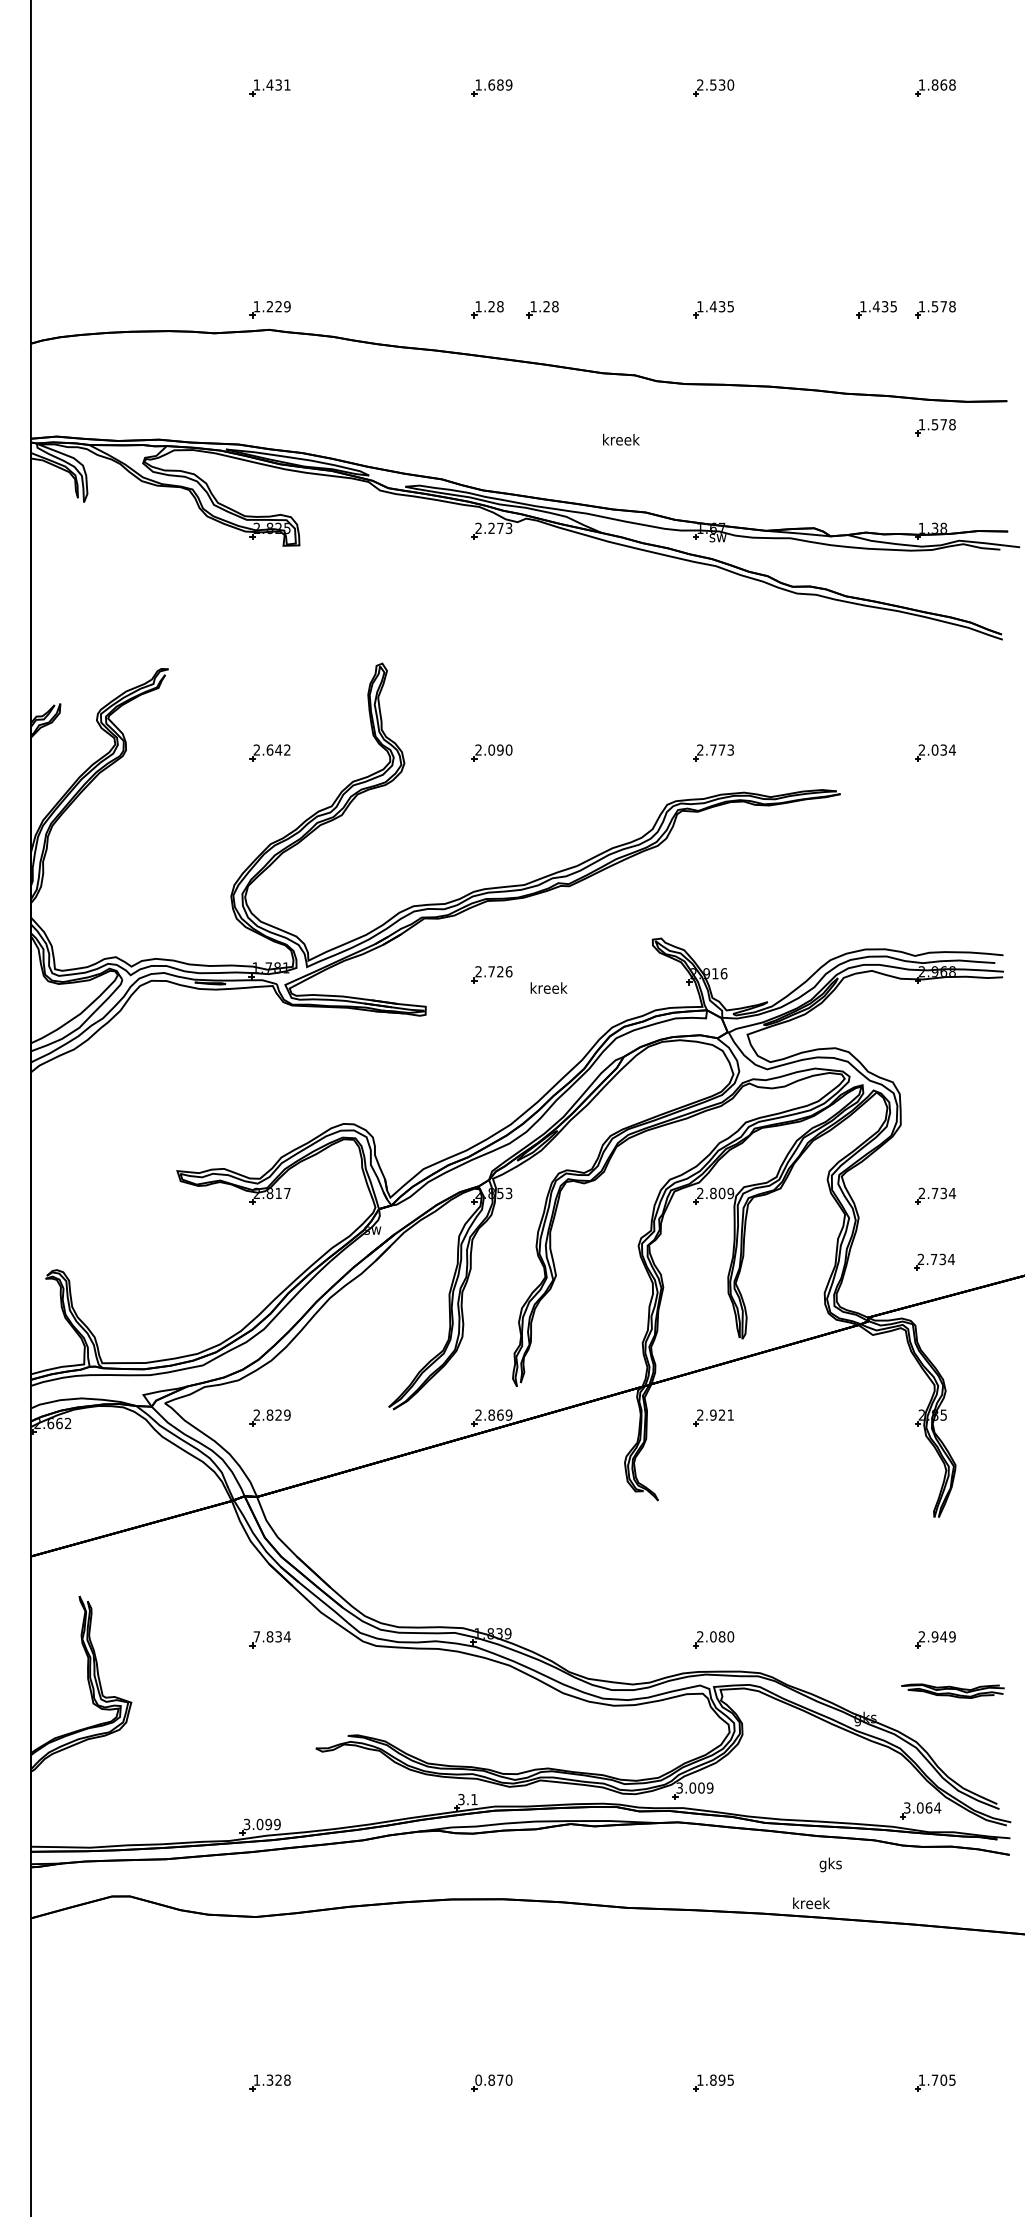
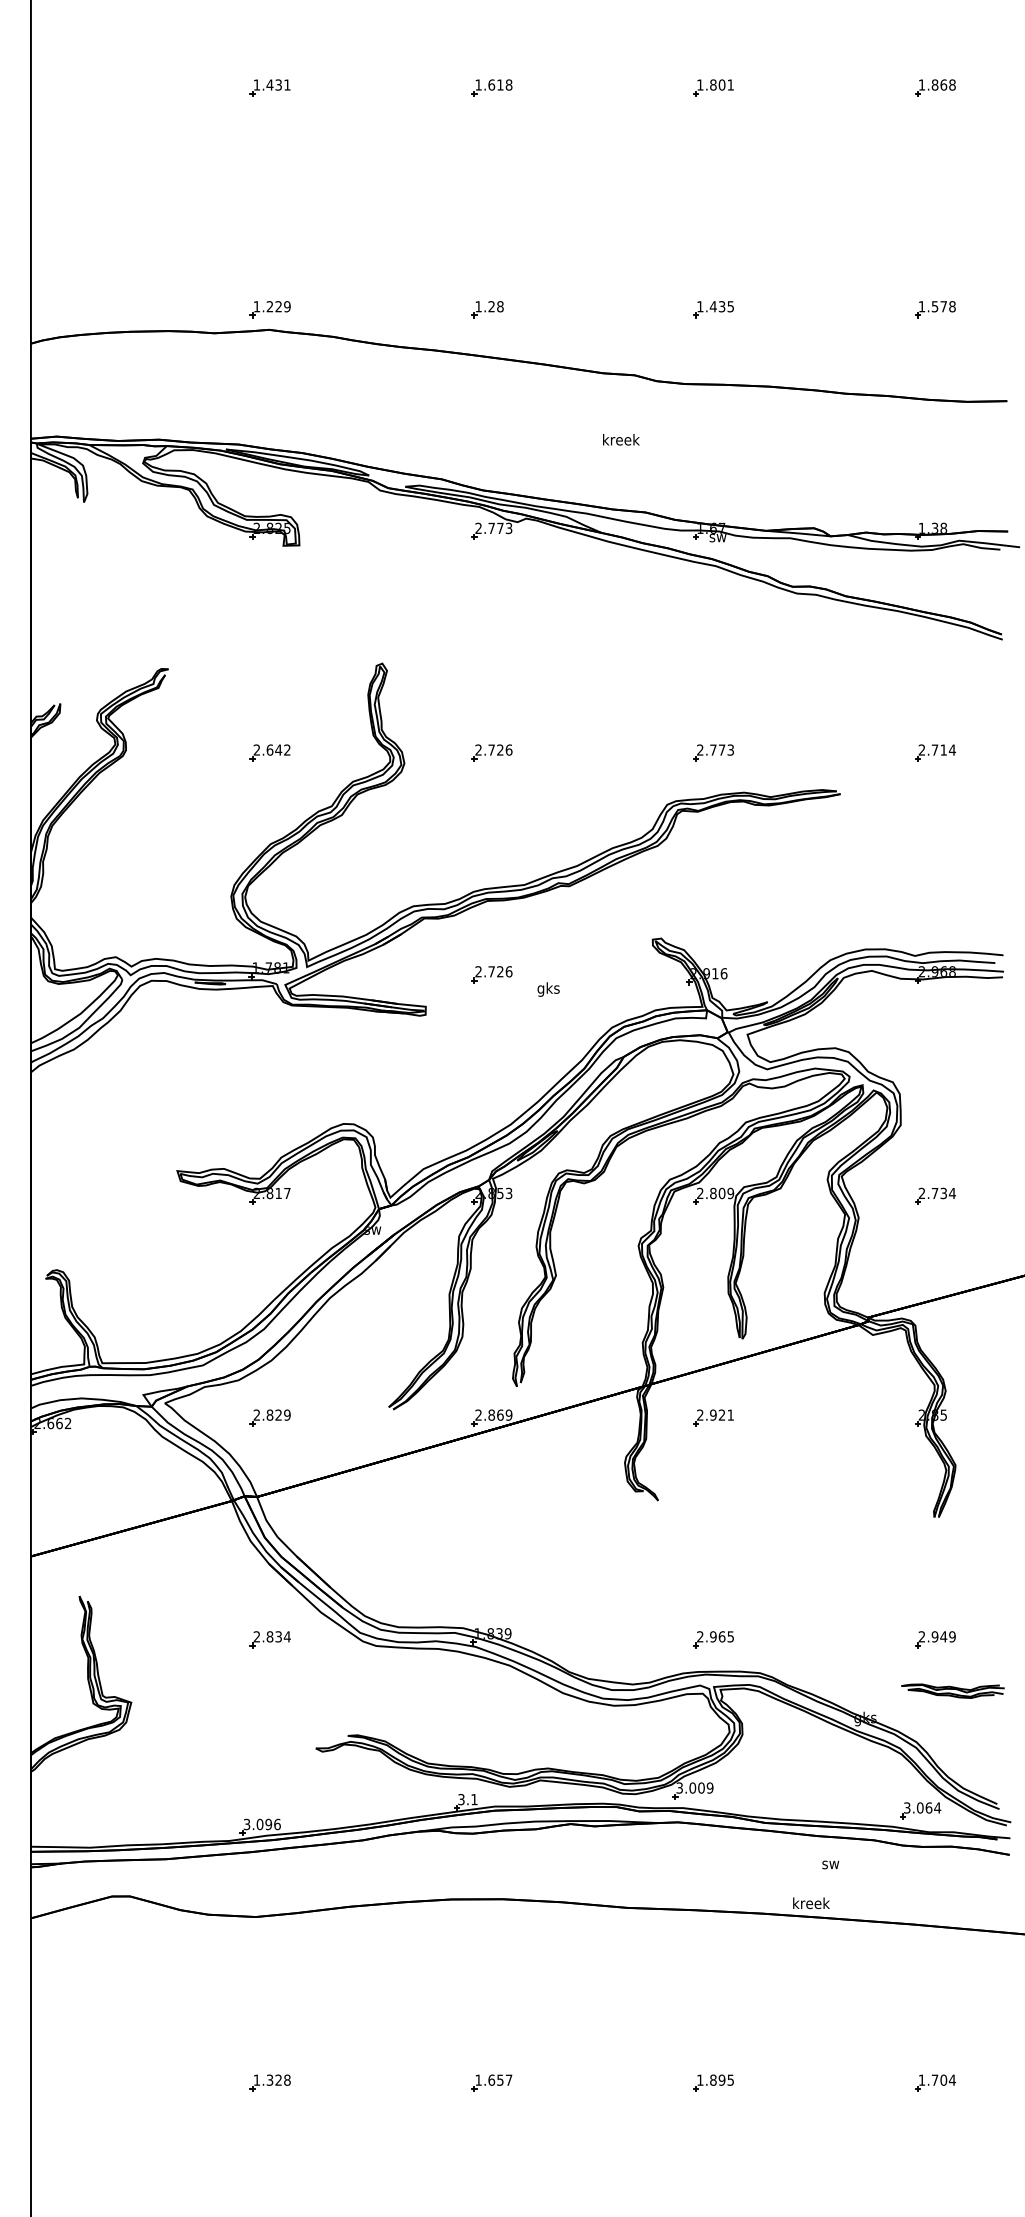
text: 1.689 -> 1.618 (504, 84)
text: 2.530 -> 1.801 (715, 84)
part: present -> none (542, 309)
part: present -> none (876, 309)
part: present -> none (935, 427)
text: 2.273 -> 2.773 (491, 527)
text: 2.090 -> 2.726 (500, 749)
text: 2.034 -> 2.714 (938, 749)
text: kreek -> gks (548, 989)
part: present -> none (934, 1261)
text: 7.834 -> 2.834 (256, 1636)
text: 2.080 -> 2.965 (722, 1636)
text: 3.099 -> 3.096 (277, 1824)
text: gks -> sw (830, 1864)
text: 0.870 -> 1.657 (493, 2079)
text: 1.705 -> 1.704 (952, 2079)
